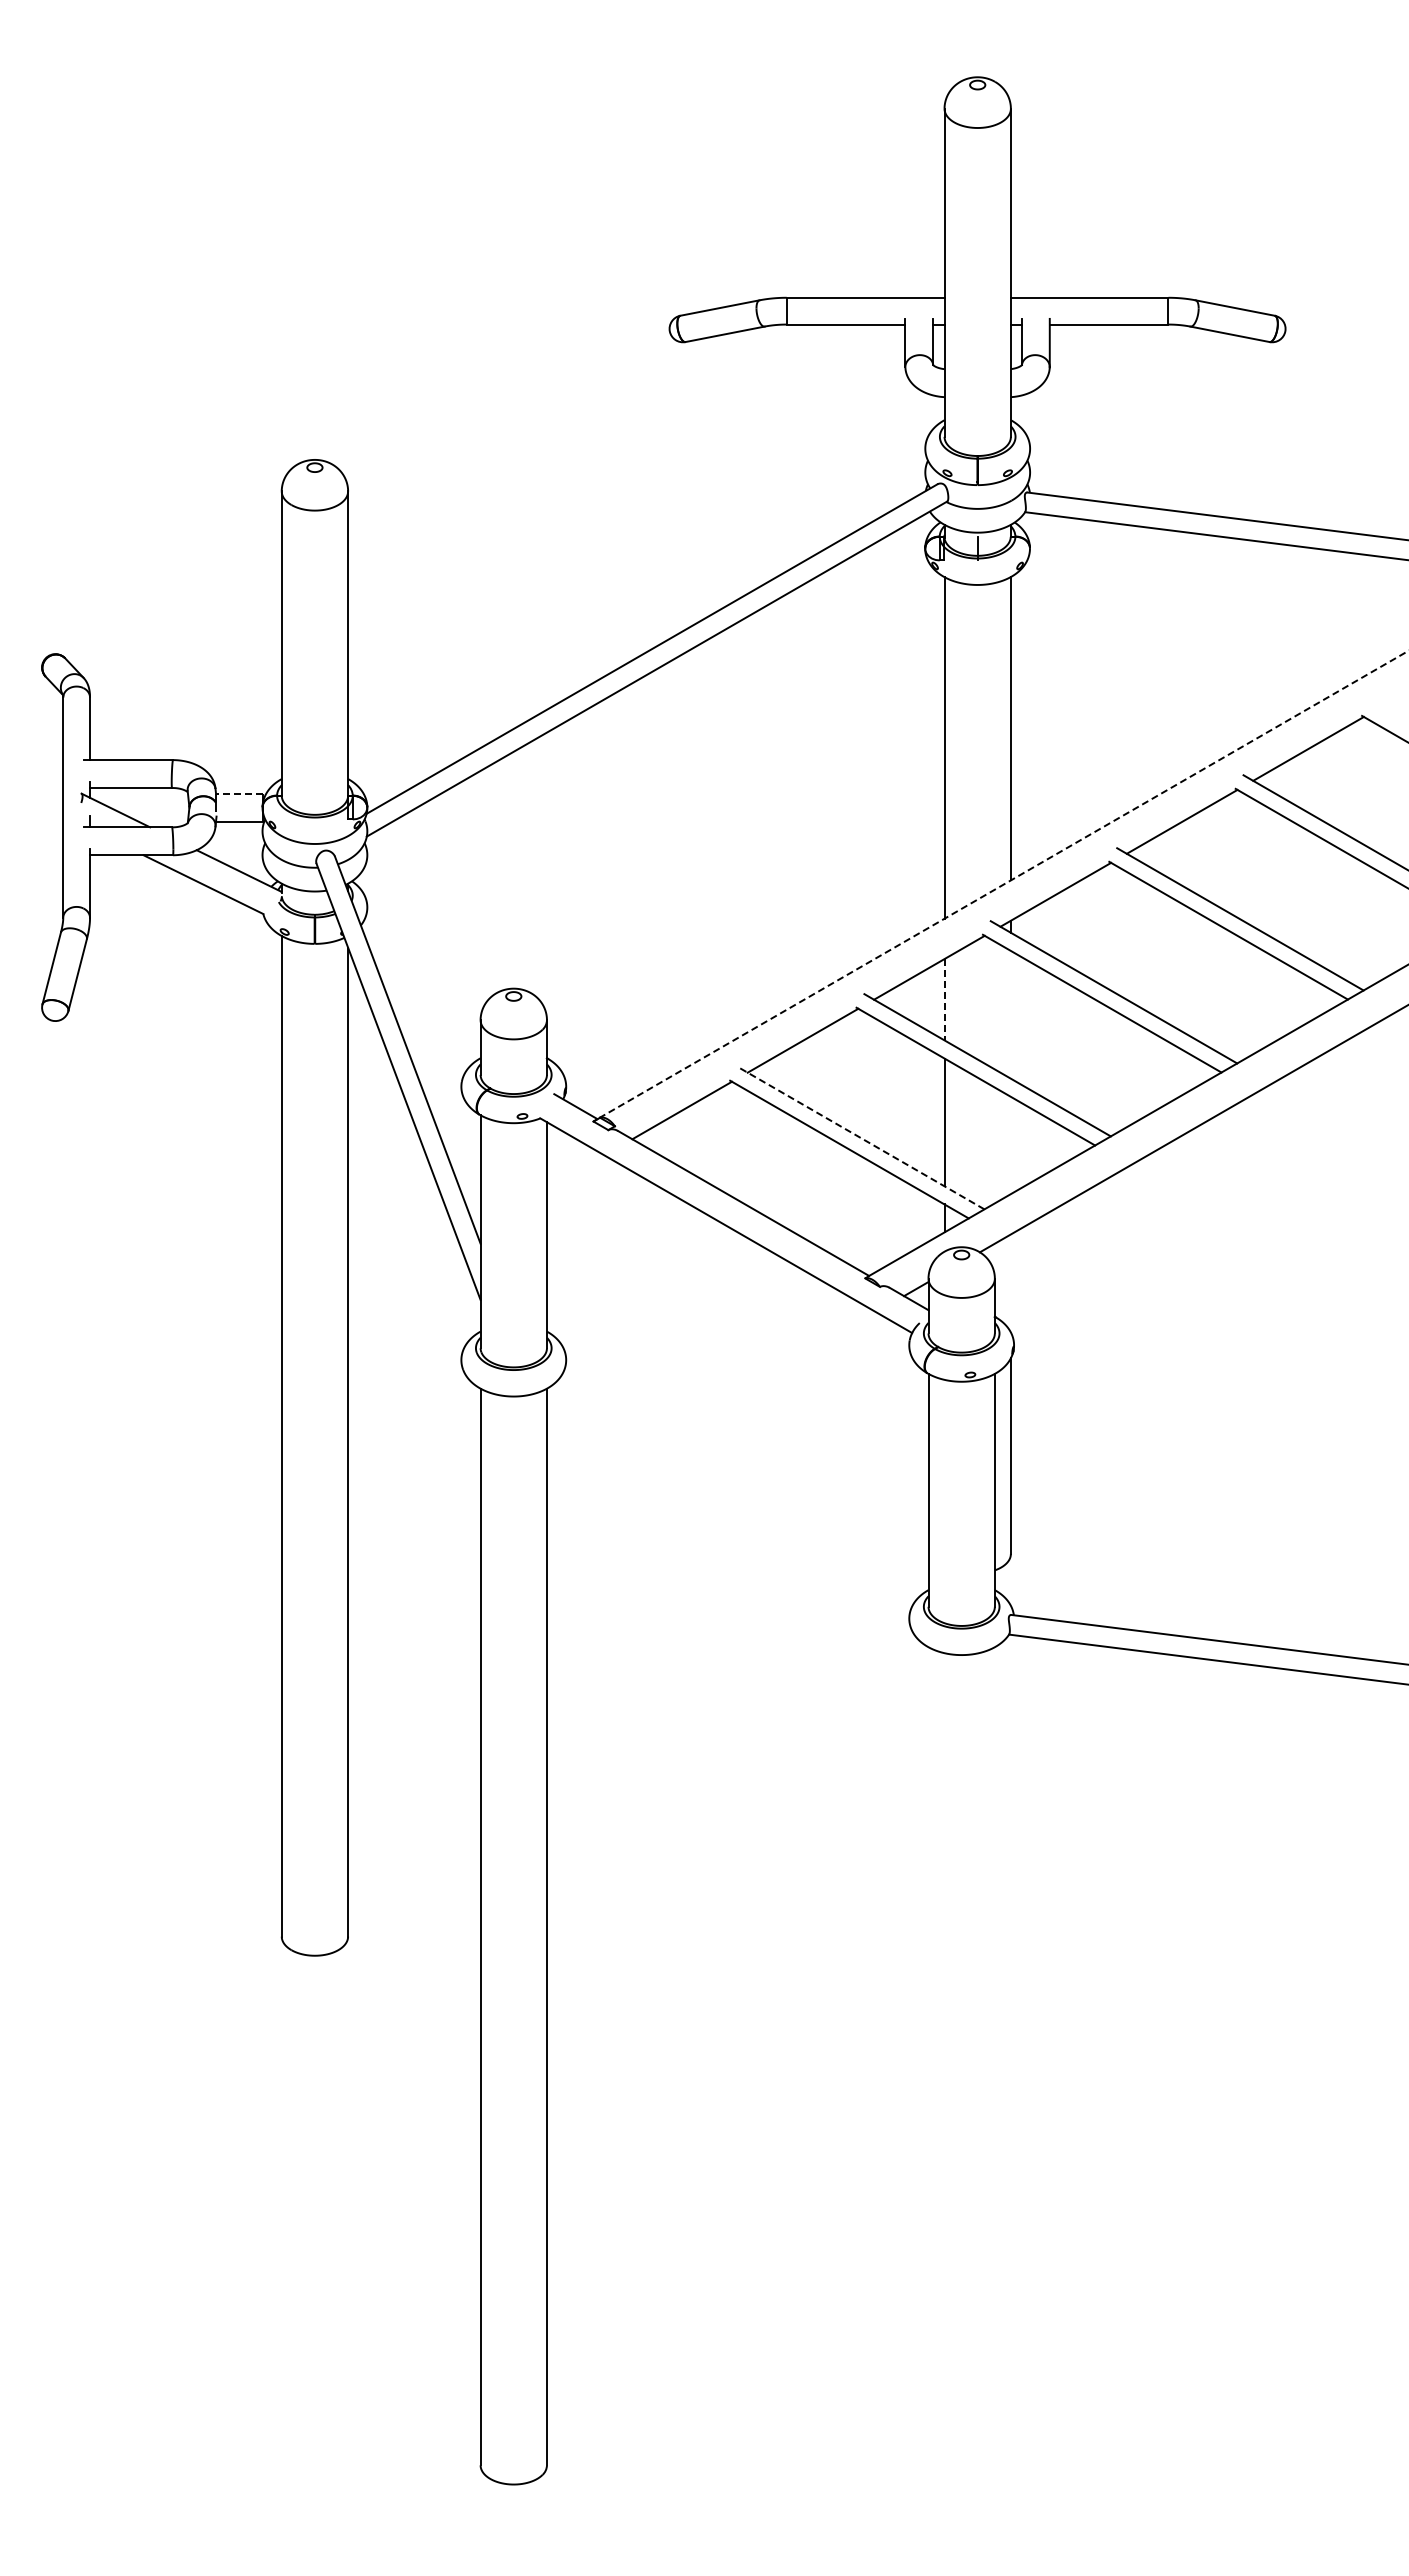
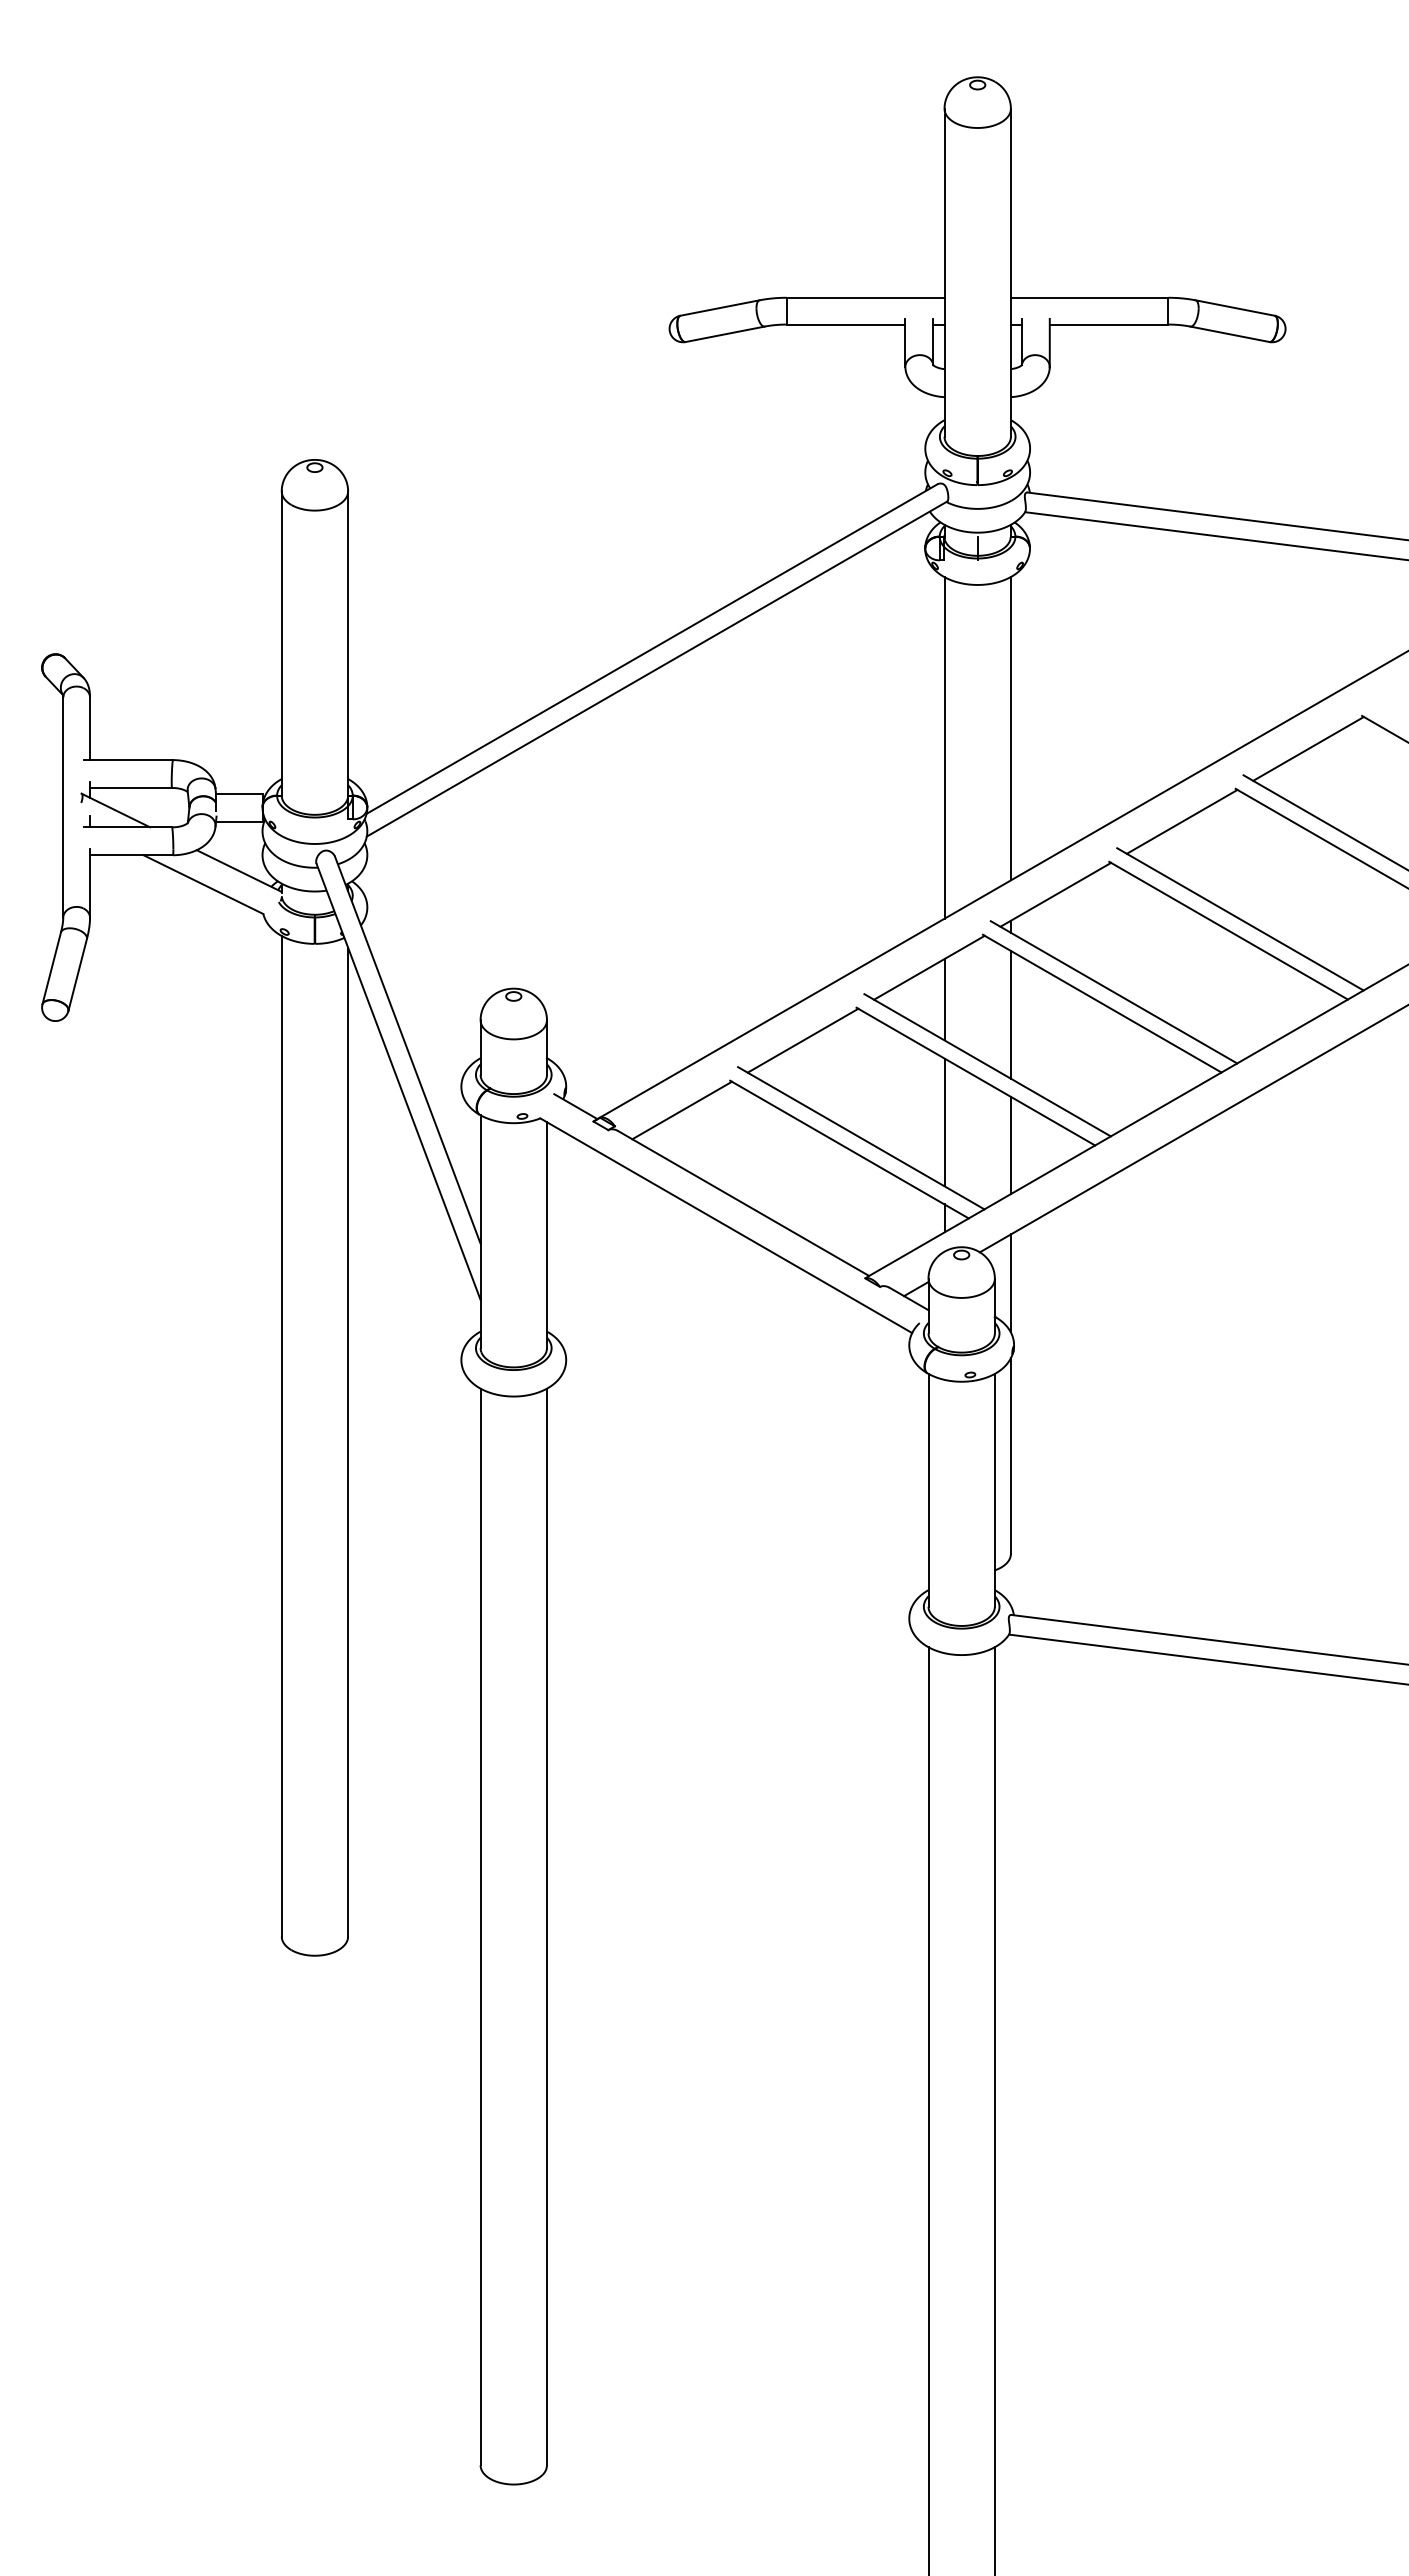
line: dashed -> solid (238, 793)
line: dashed -> solid (1002, 885)
line: dashed -> solid (944, 999)
line: none -> present (1010, 1014)
line: dashed -> solid (860, 1137)
line: none -> present (1010, 1145)
line: none -> present (1010, 1283)
line: none -> present (928, 2109)
line: none -> present (994, 2109)
